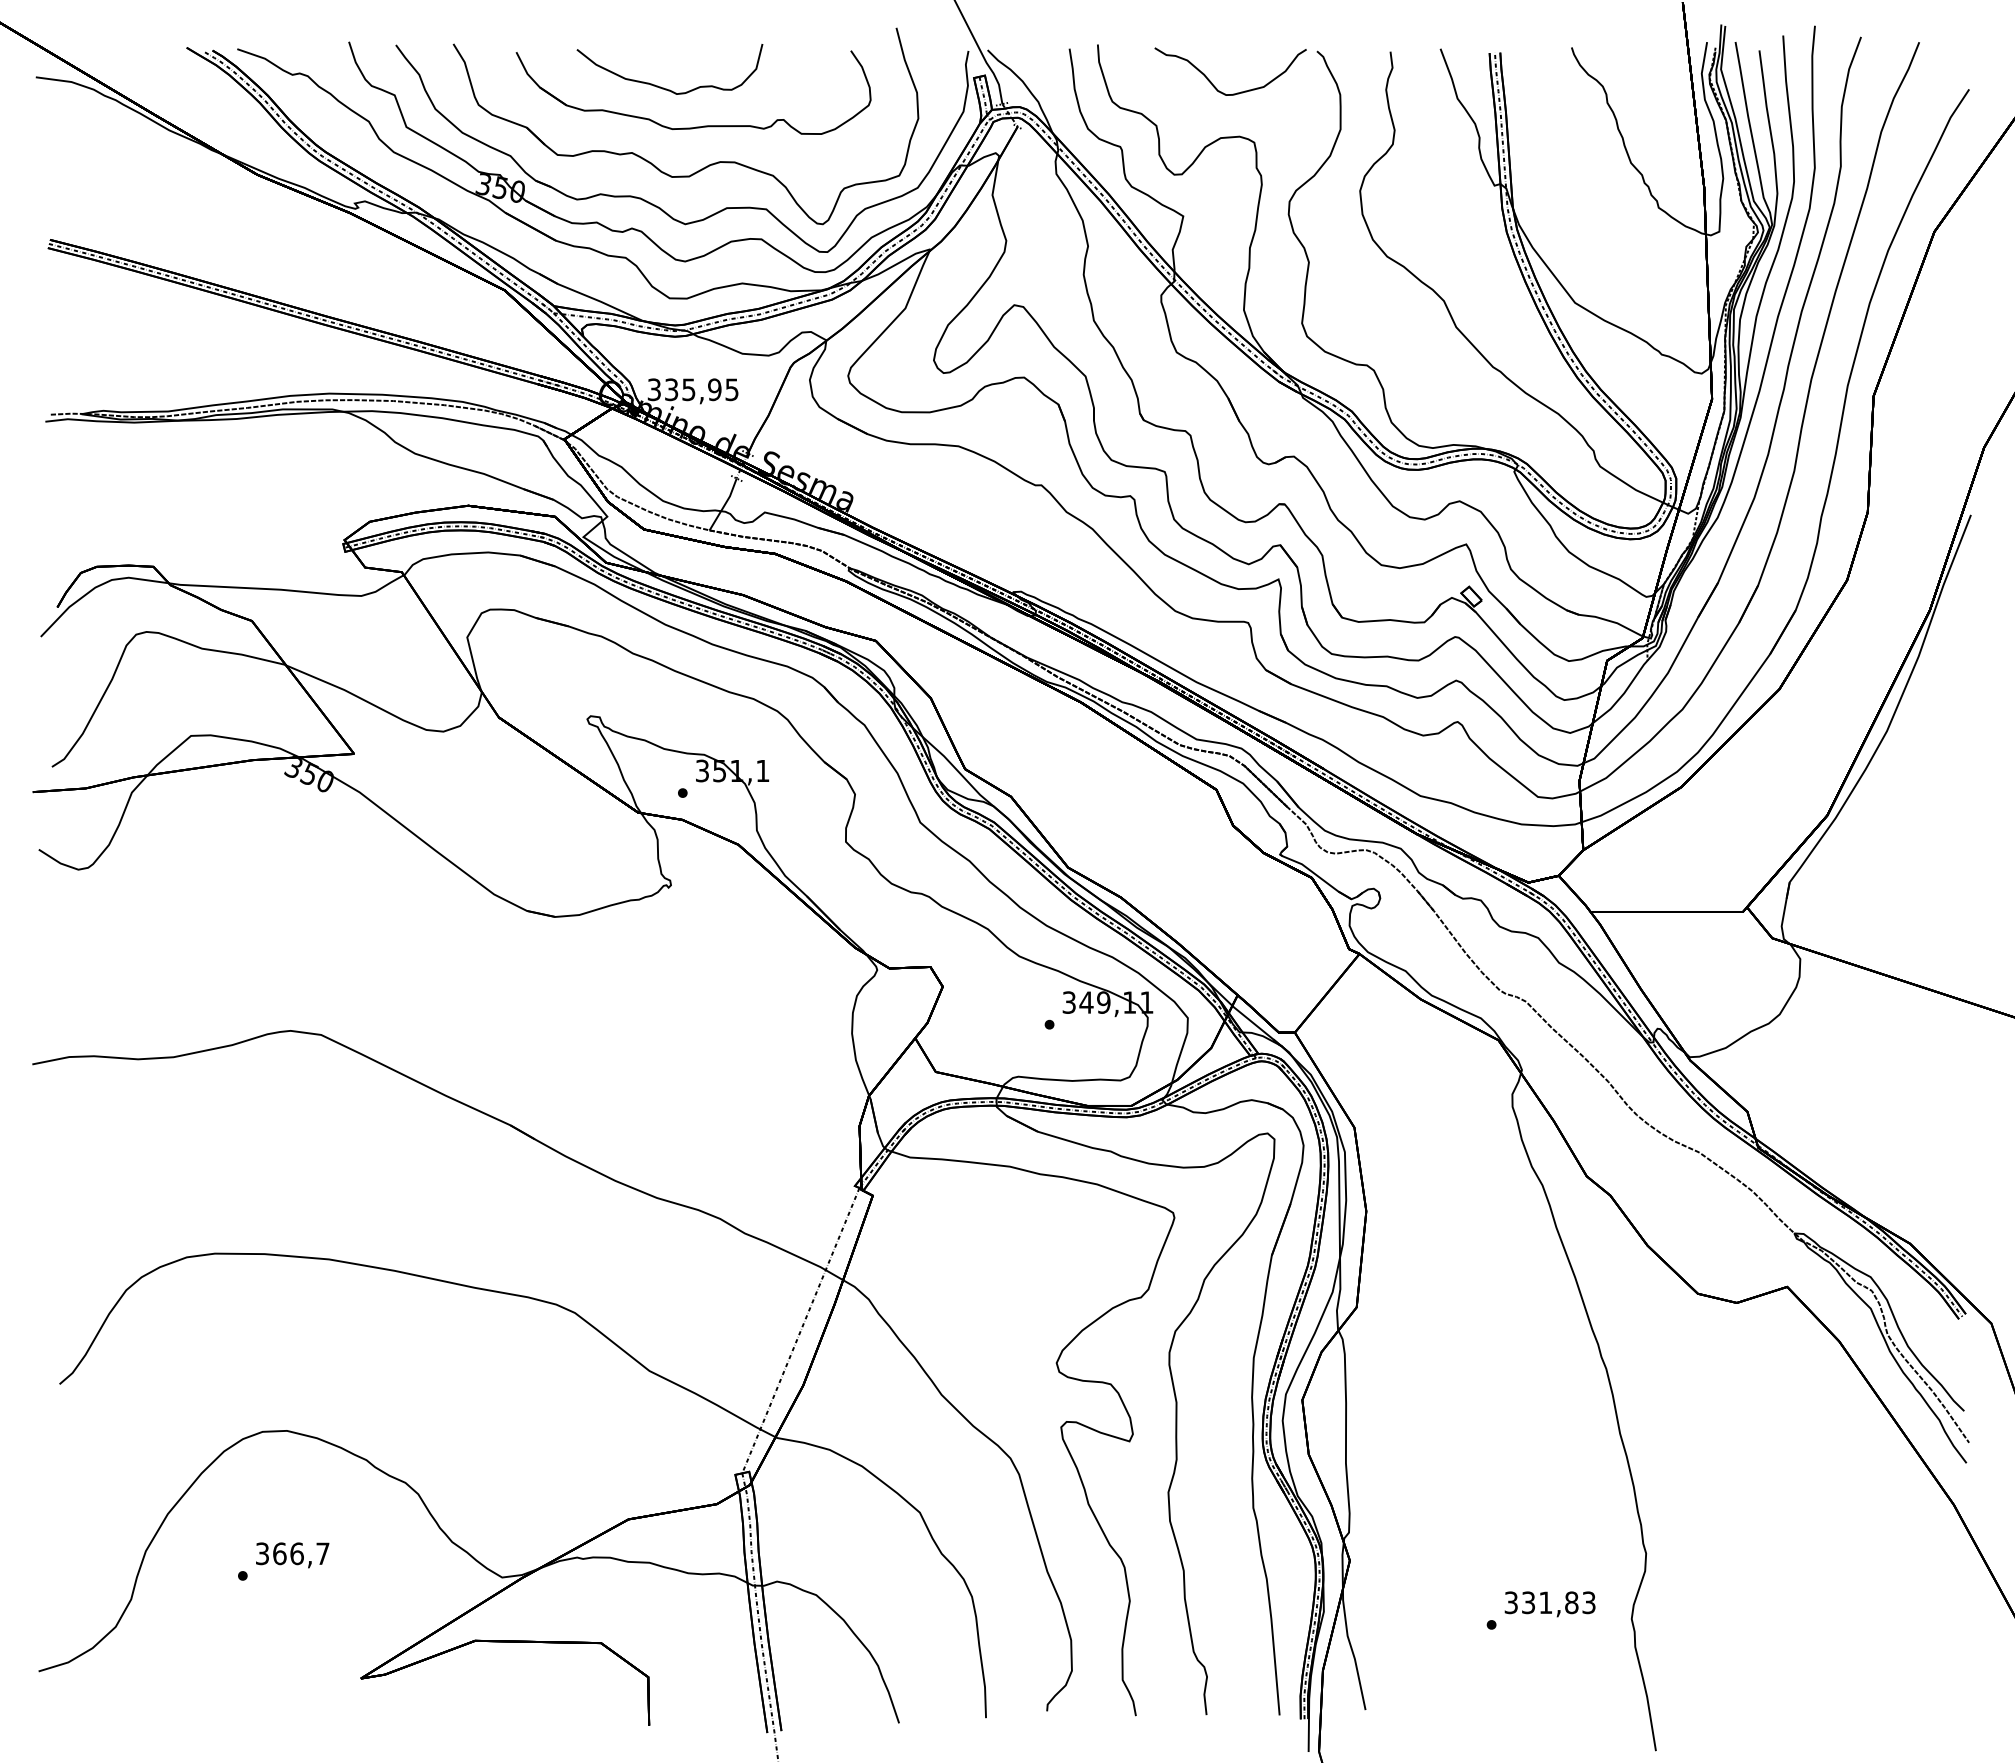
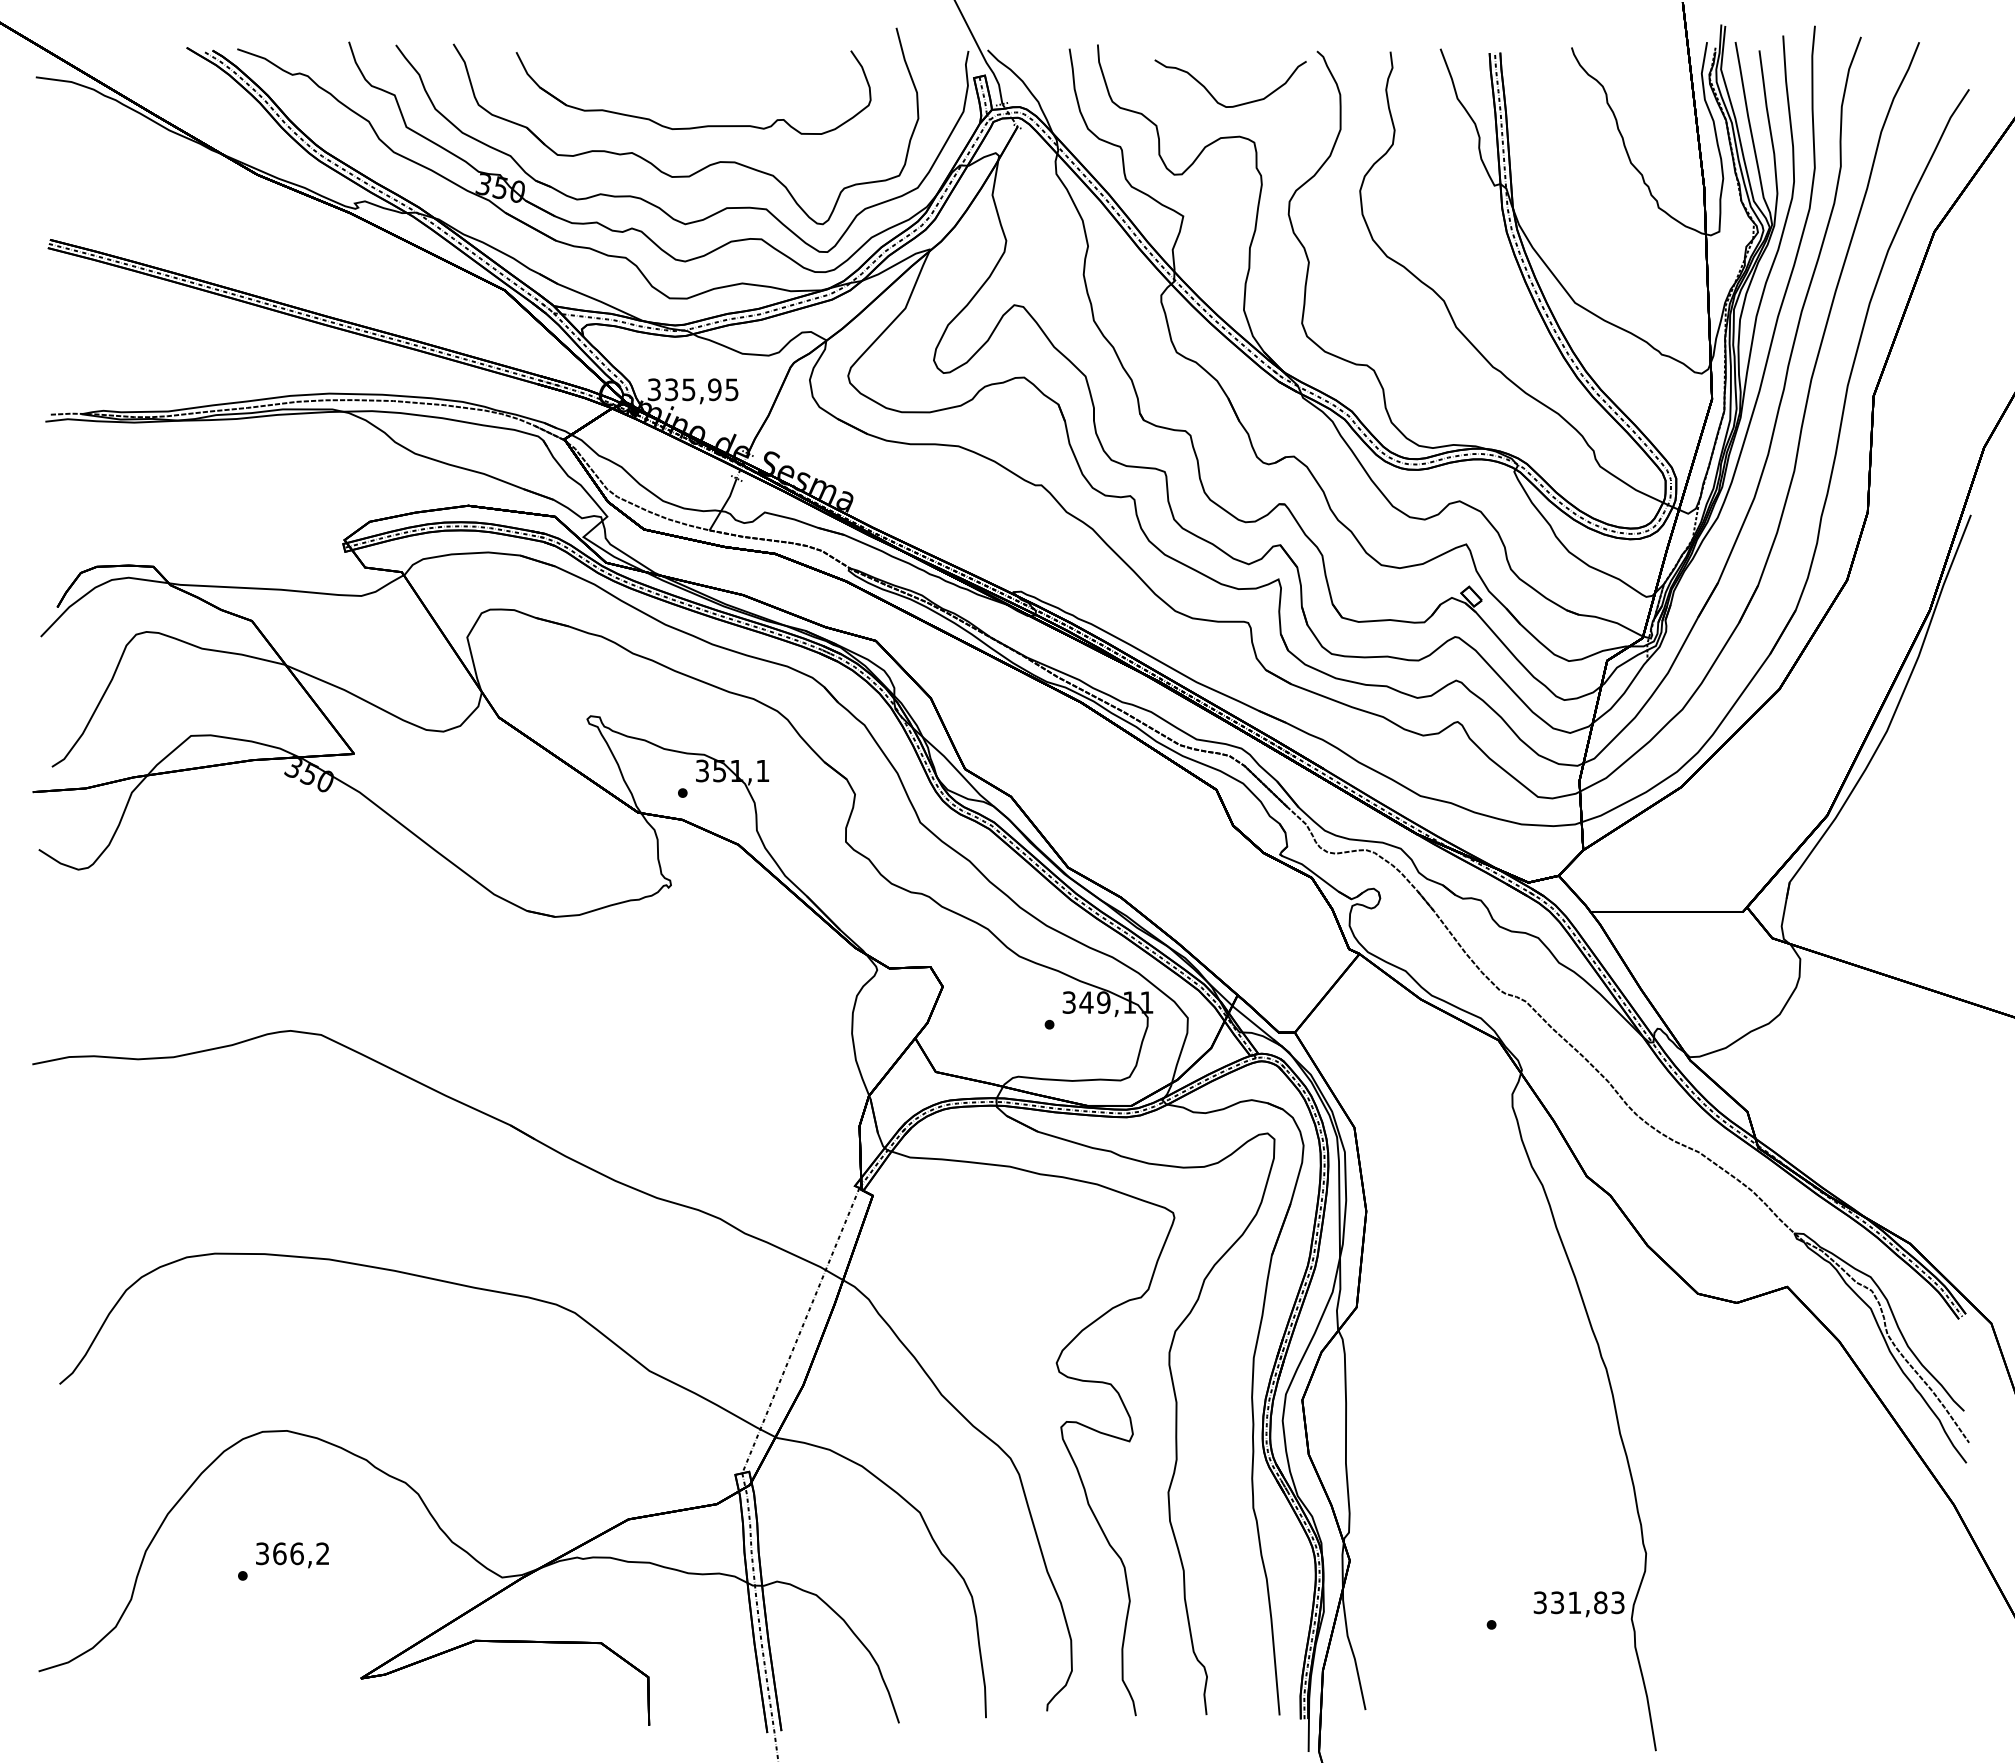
curve position: (1215, 86) -> (1215, 98) (1215, 98)
curve: present -> none (663, 87)
text: 366,7 -> 366,2 (322, 1553)
text position: (1549, 1604) -> (1578, 1604) (1578, 1604)
